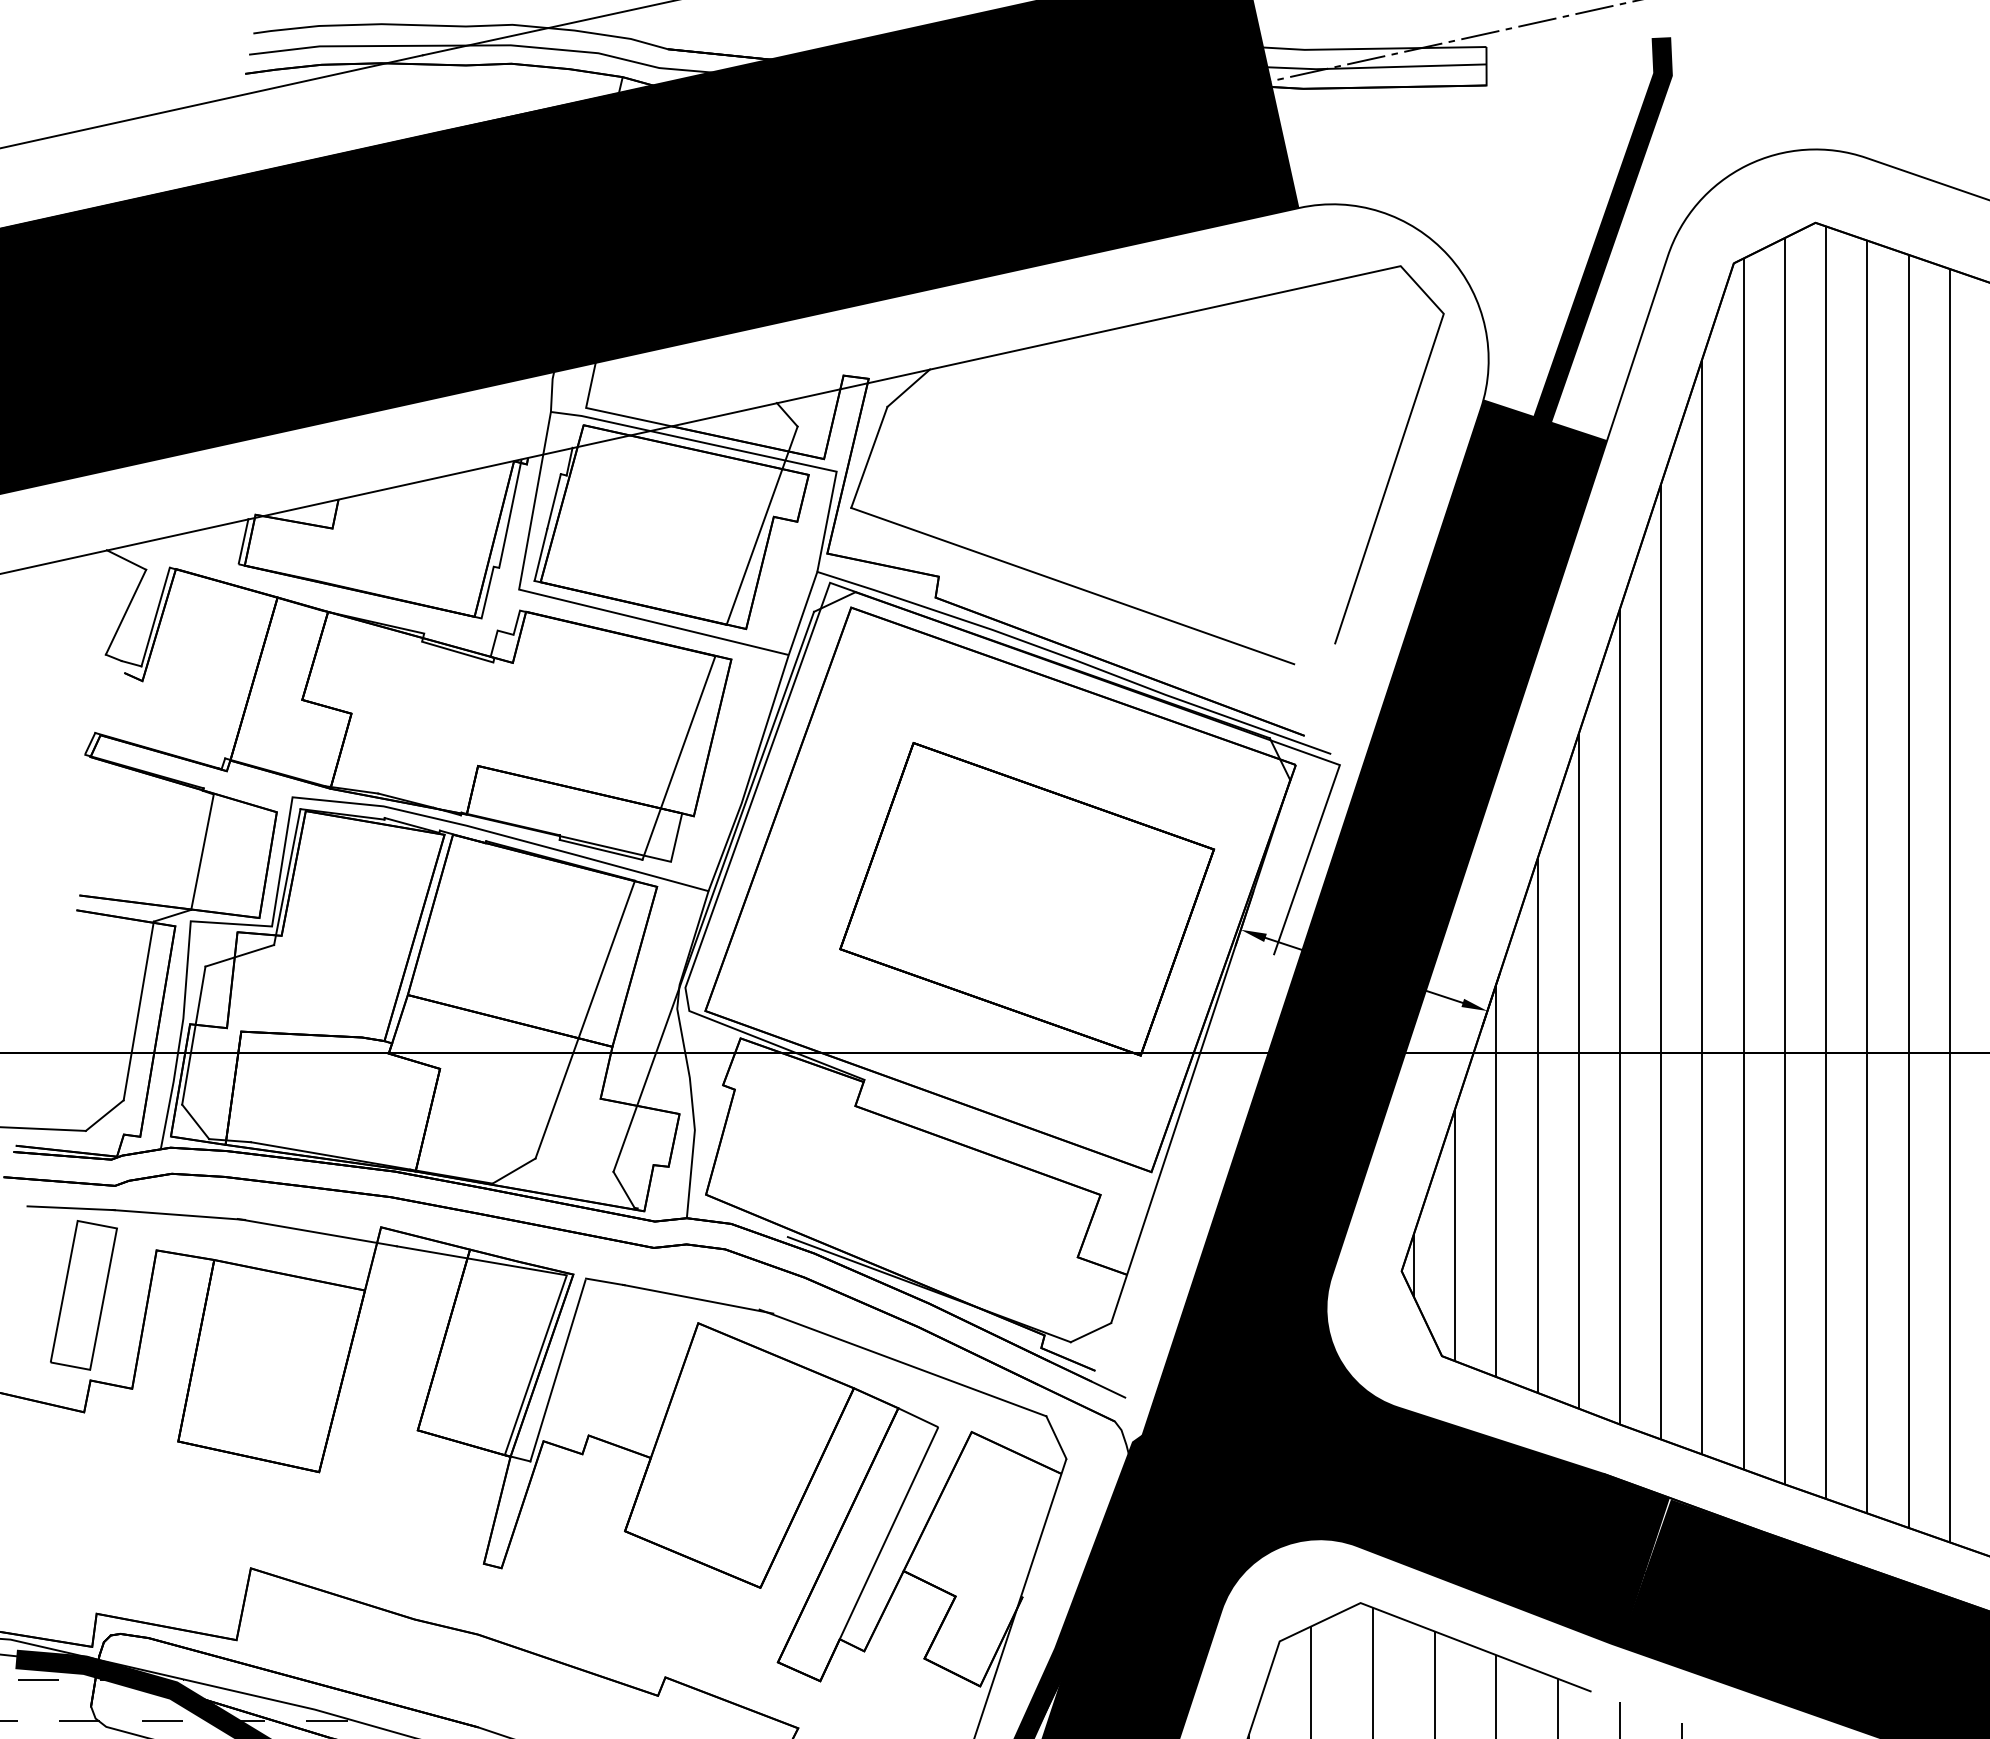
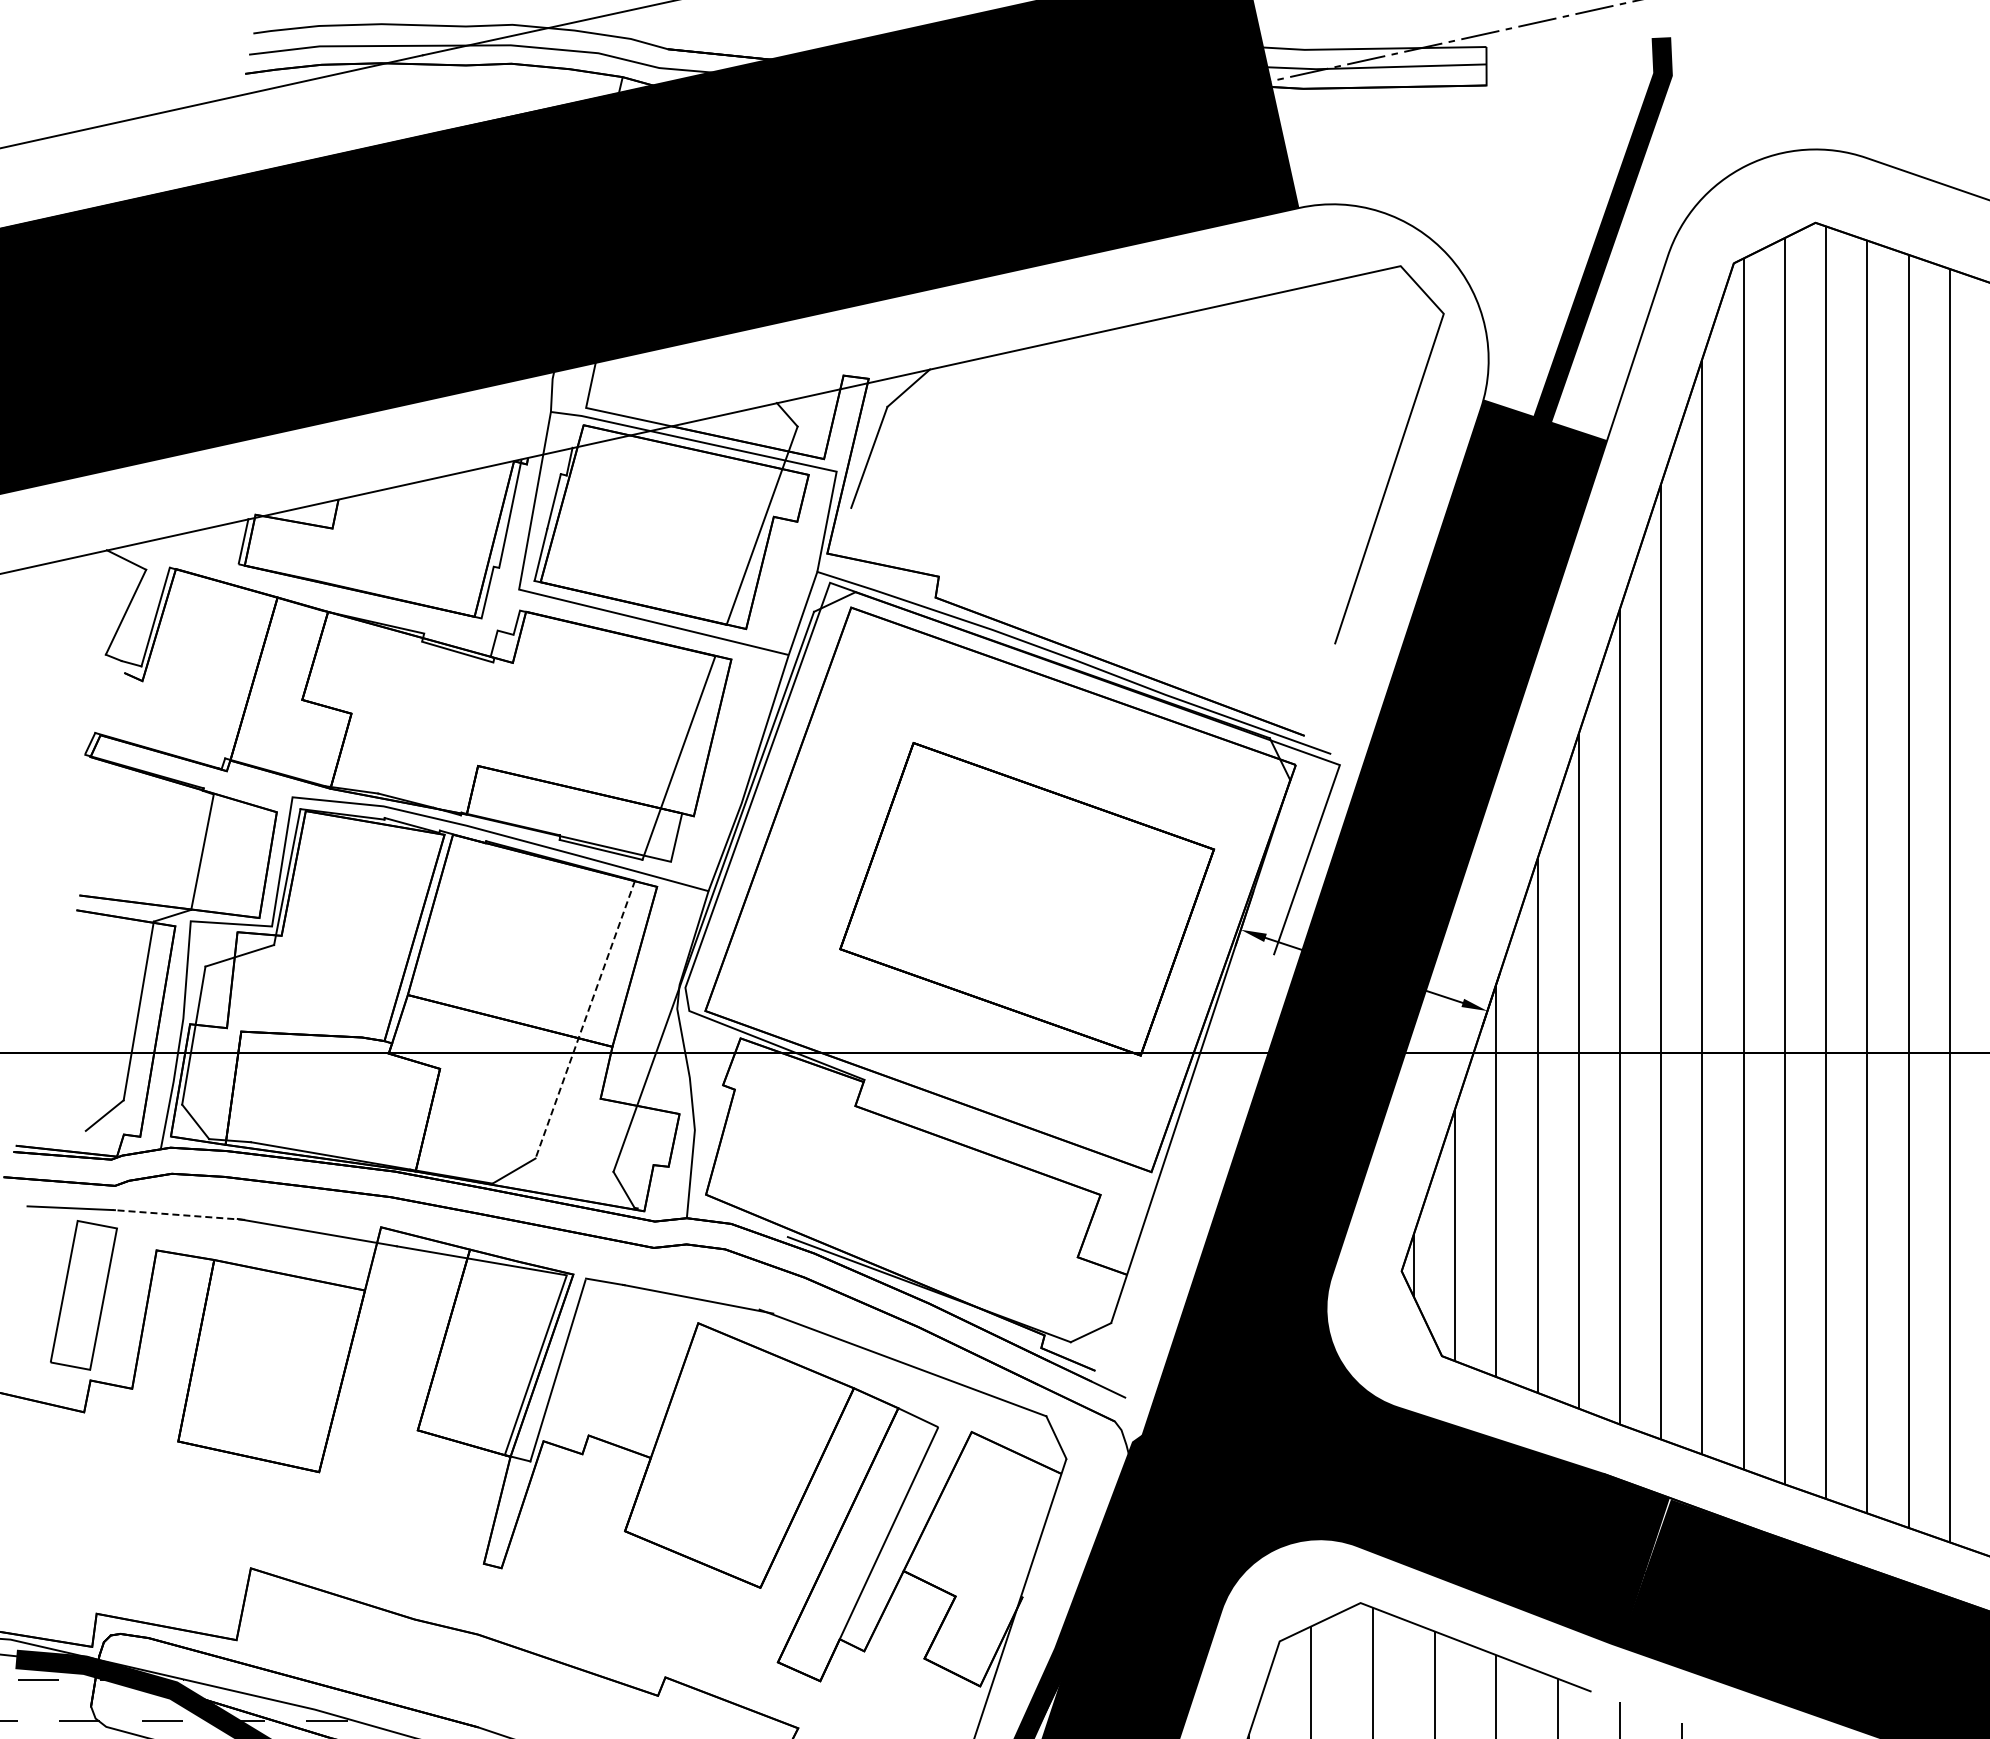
line: present -> none (1072, 585)
line: solid -> dashed (585, 1019)
line: present -> none (43, 1128)
line: solid -> dashed (178, 1214)
